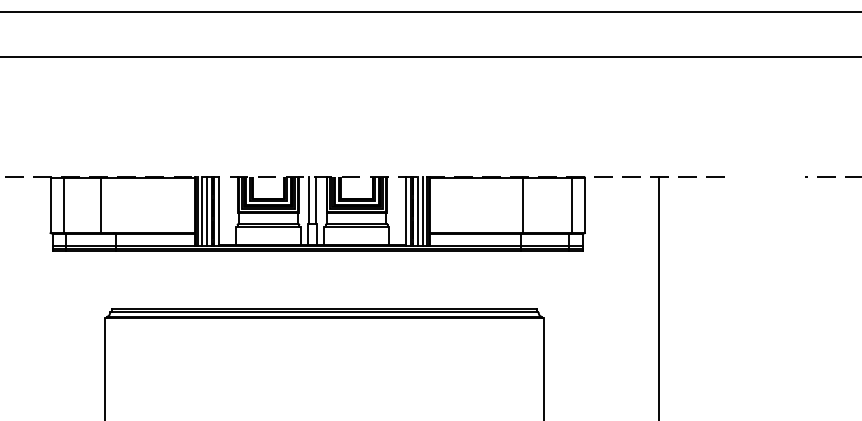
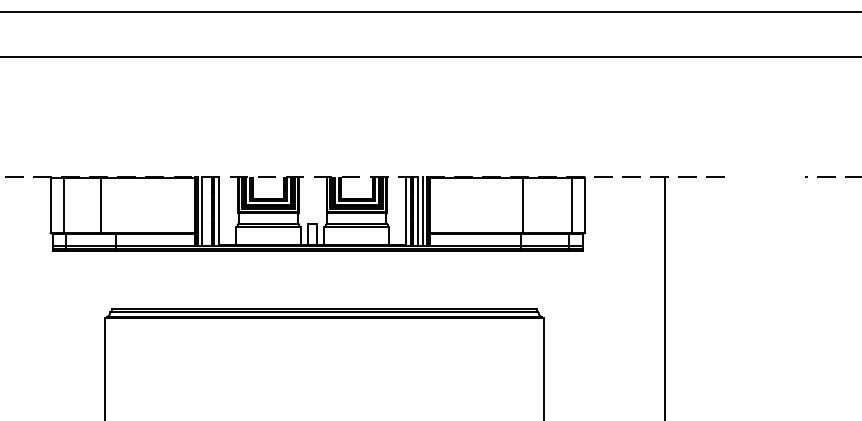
line: present -> none (308, 200)
line: present -> none (316, 200)
line: present -> none (207, 211)
line position: (658, 297) -> (664, 297) (664, 297)
